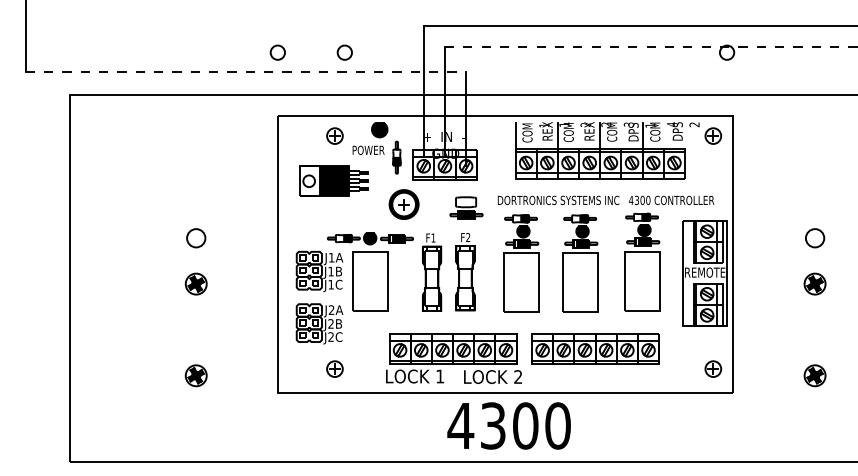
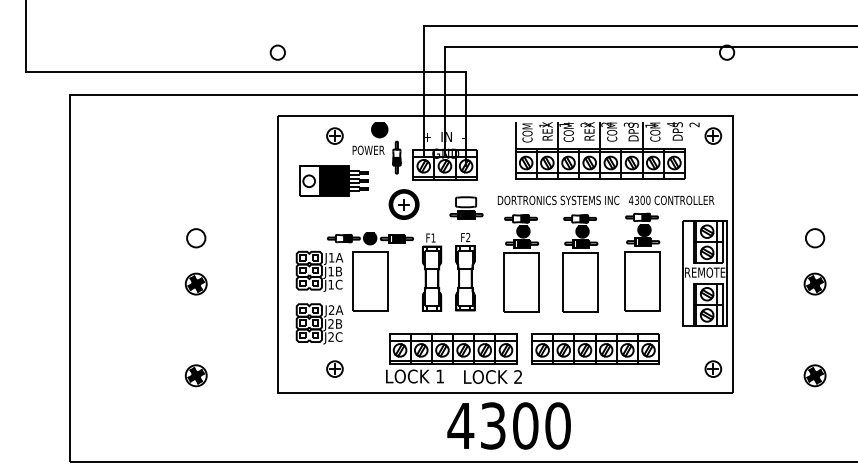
line: dashed -> solid (651, 46)
circle: present -> none (344, 52)
line: dashed -> solid (246, 72)
